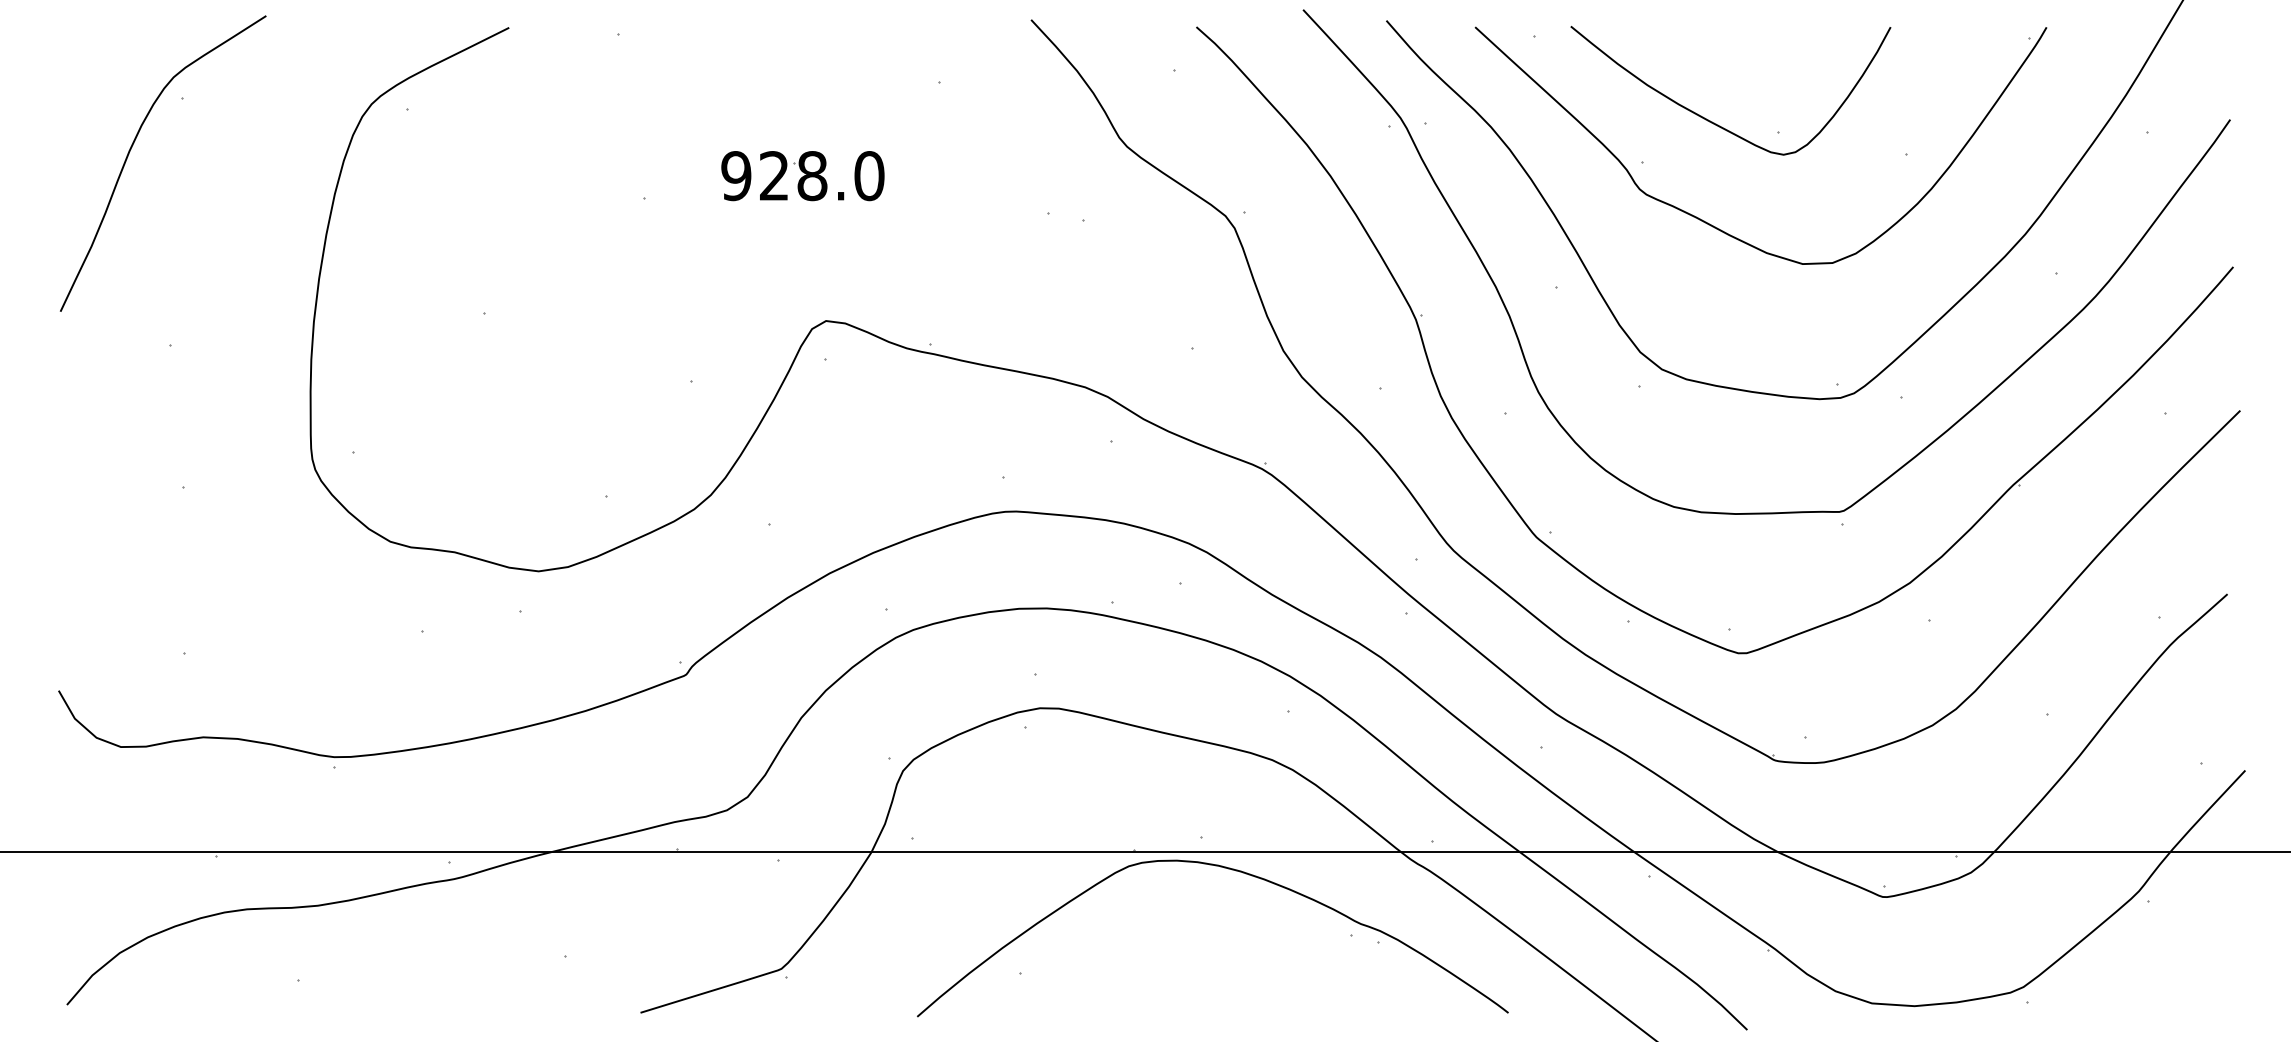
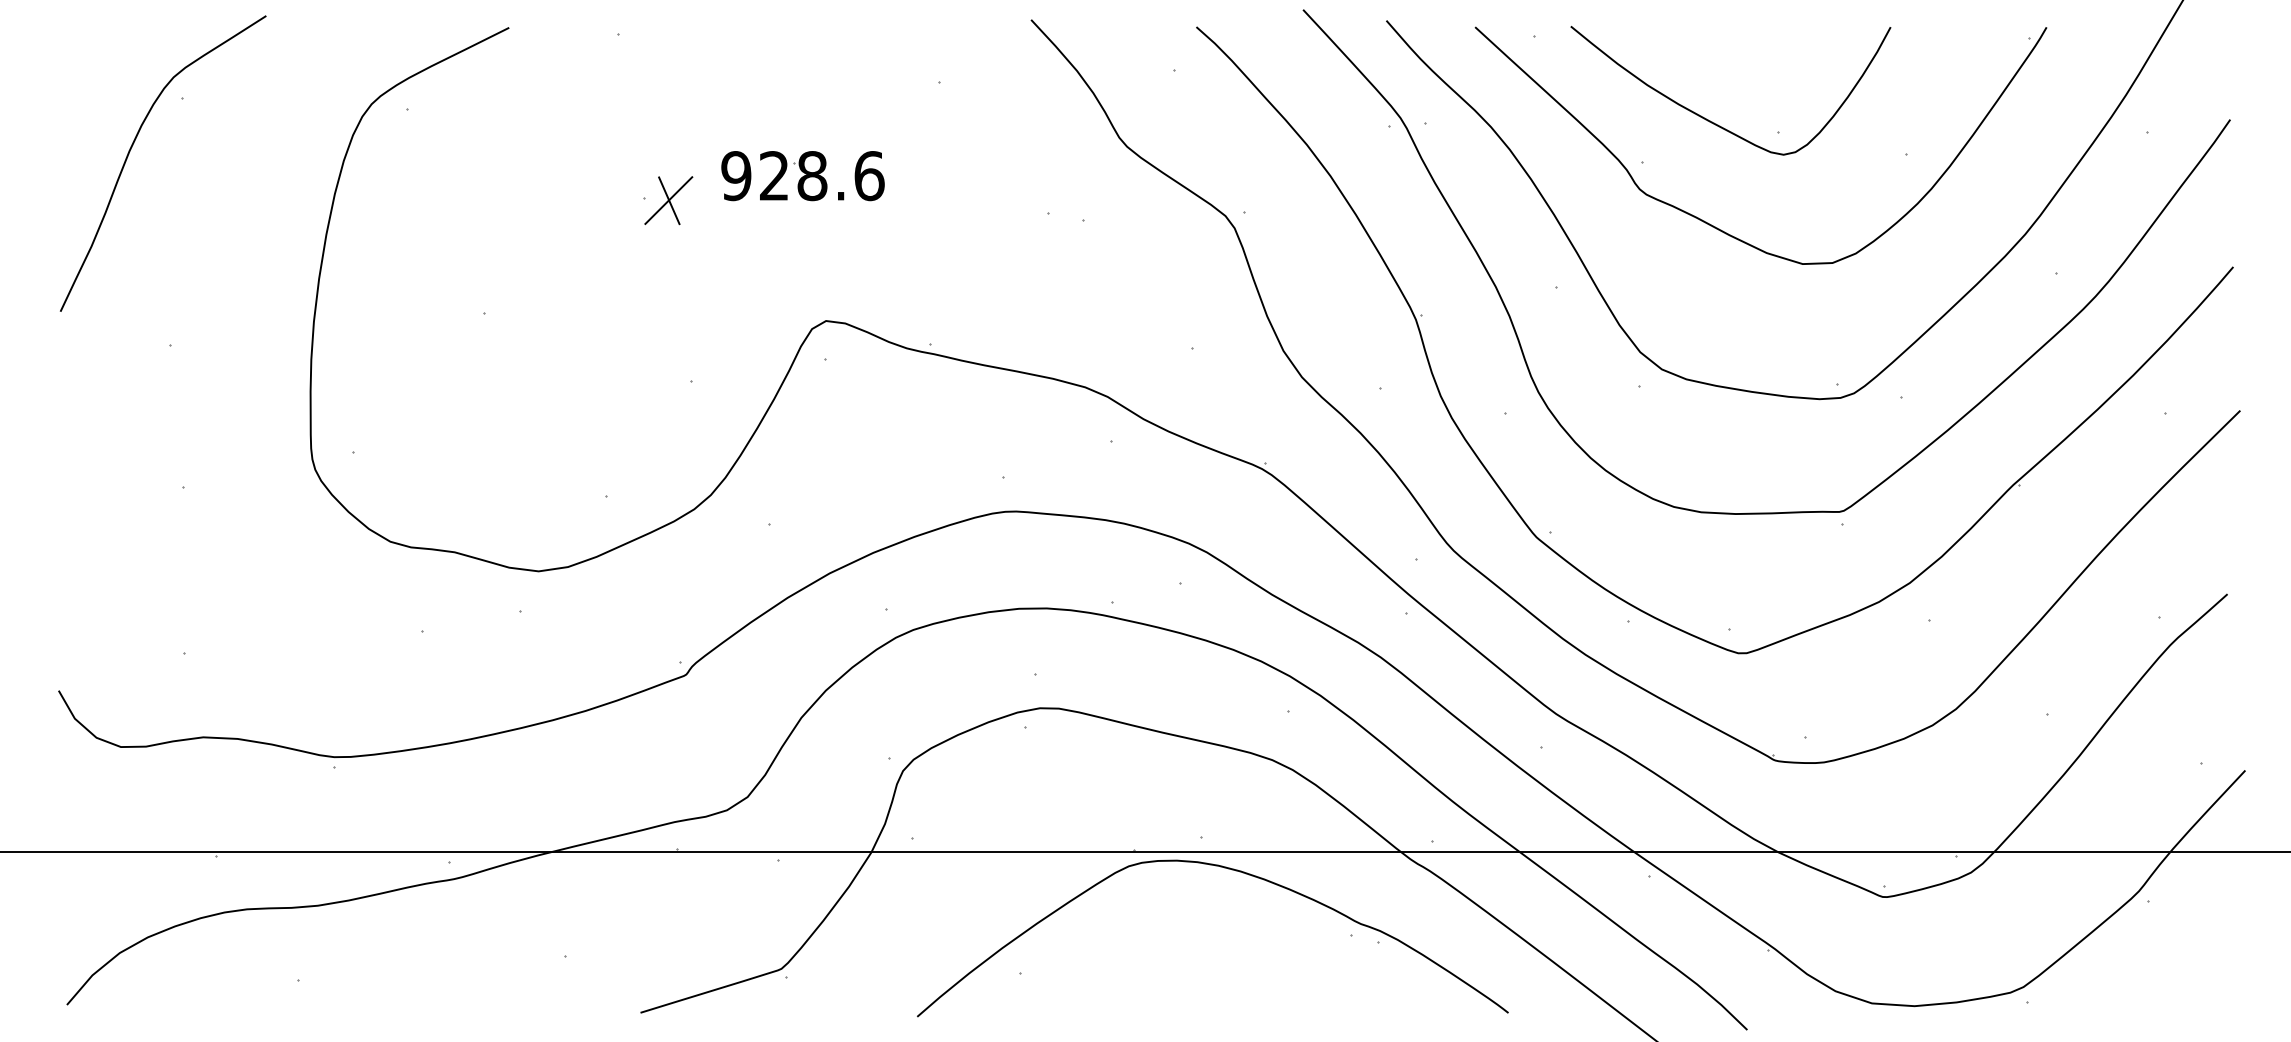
text: 928.0 -> 928.6 (869, 175)
part: none -> present (668, 200)
